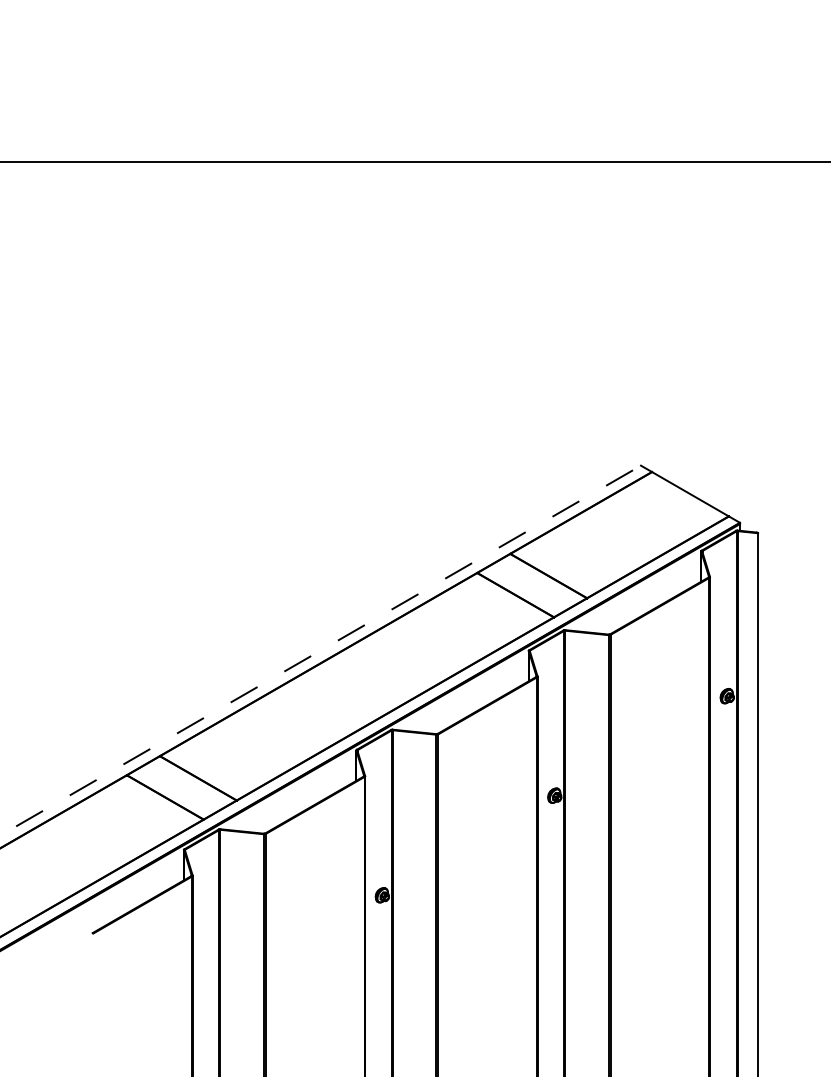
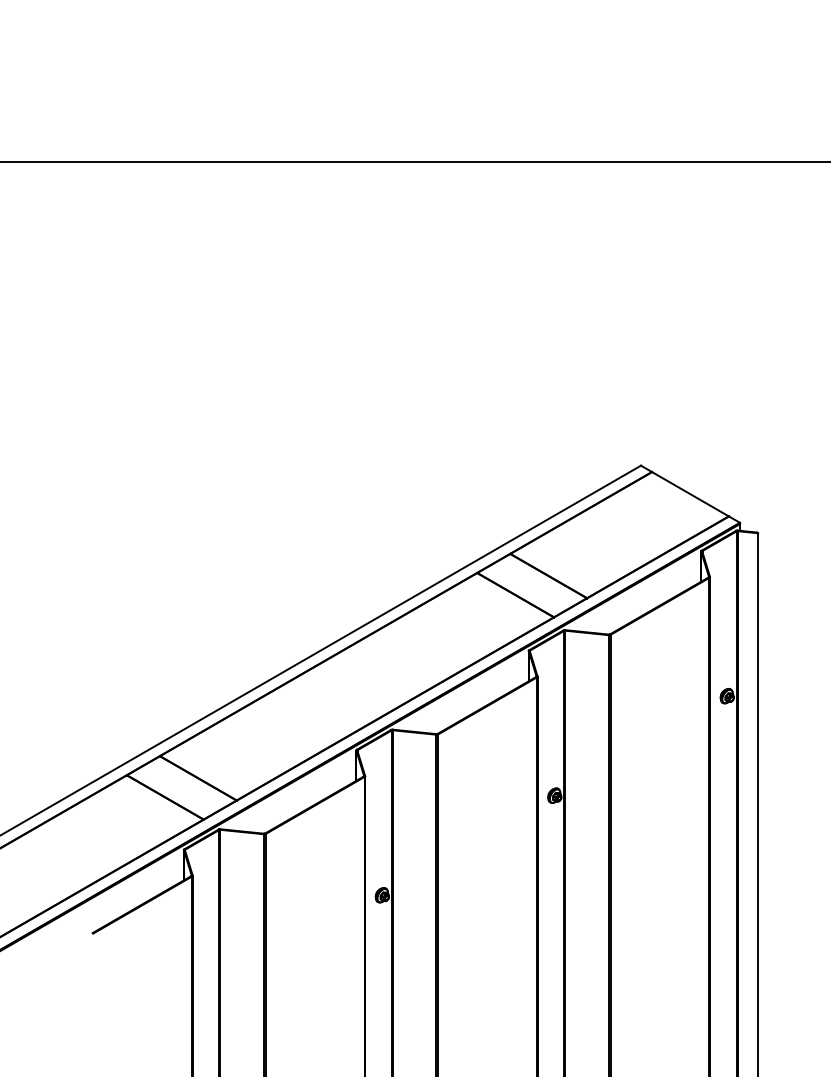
line: dashed -> solid (320, 650)
